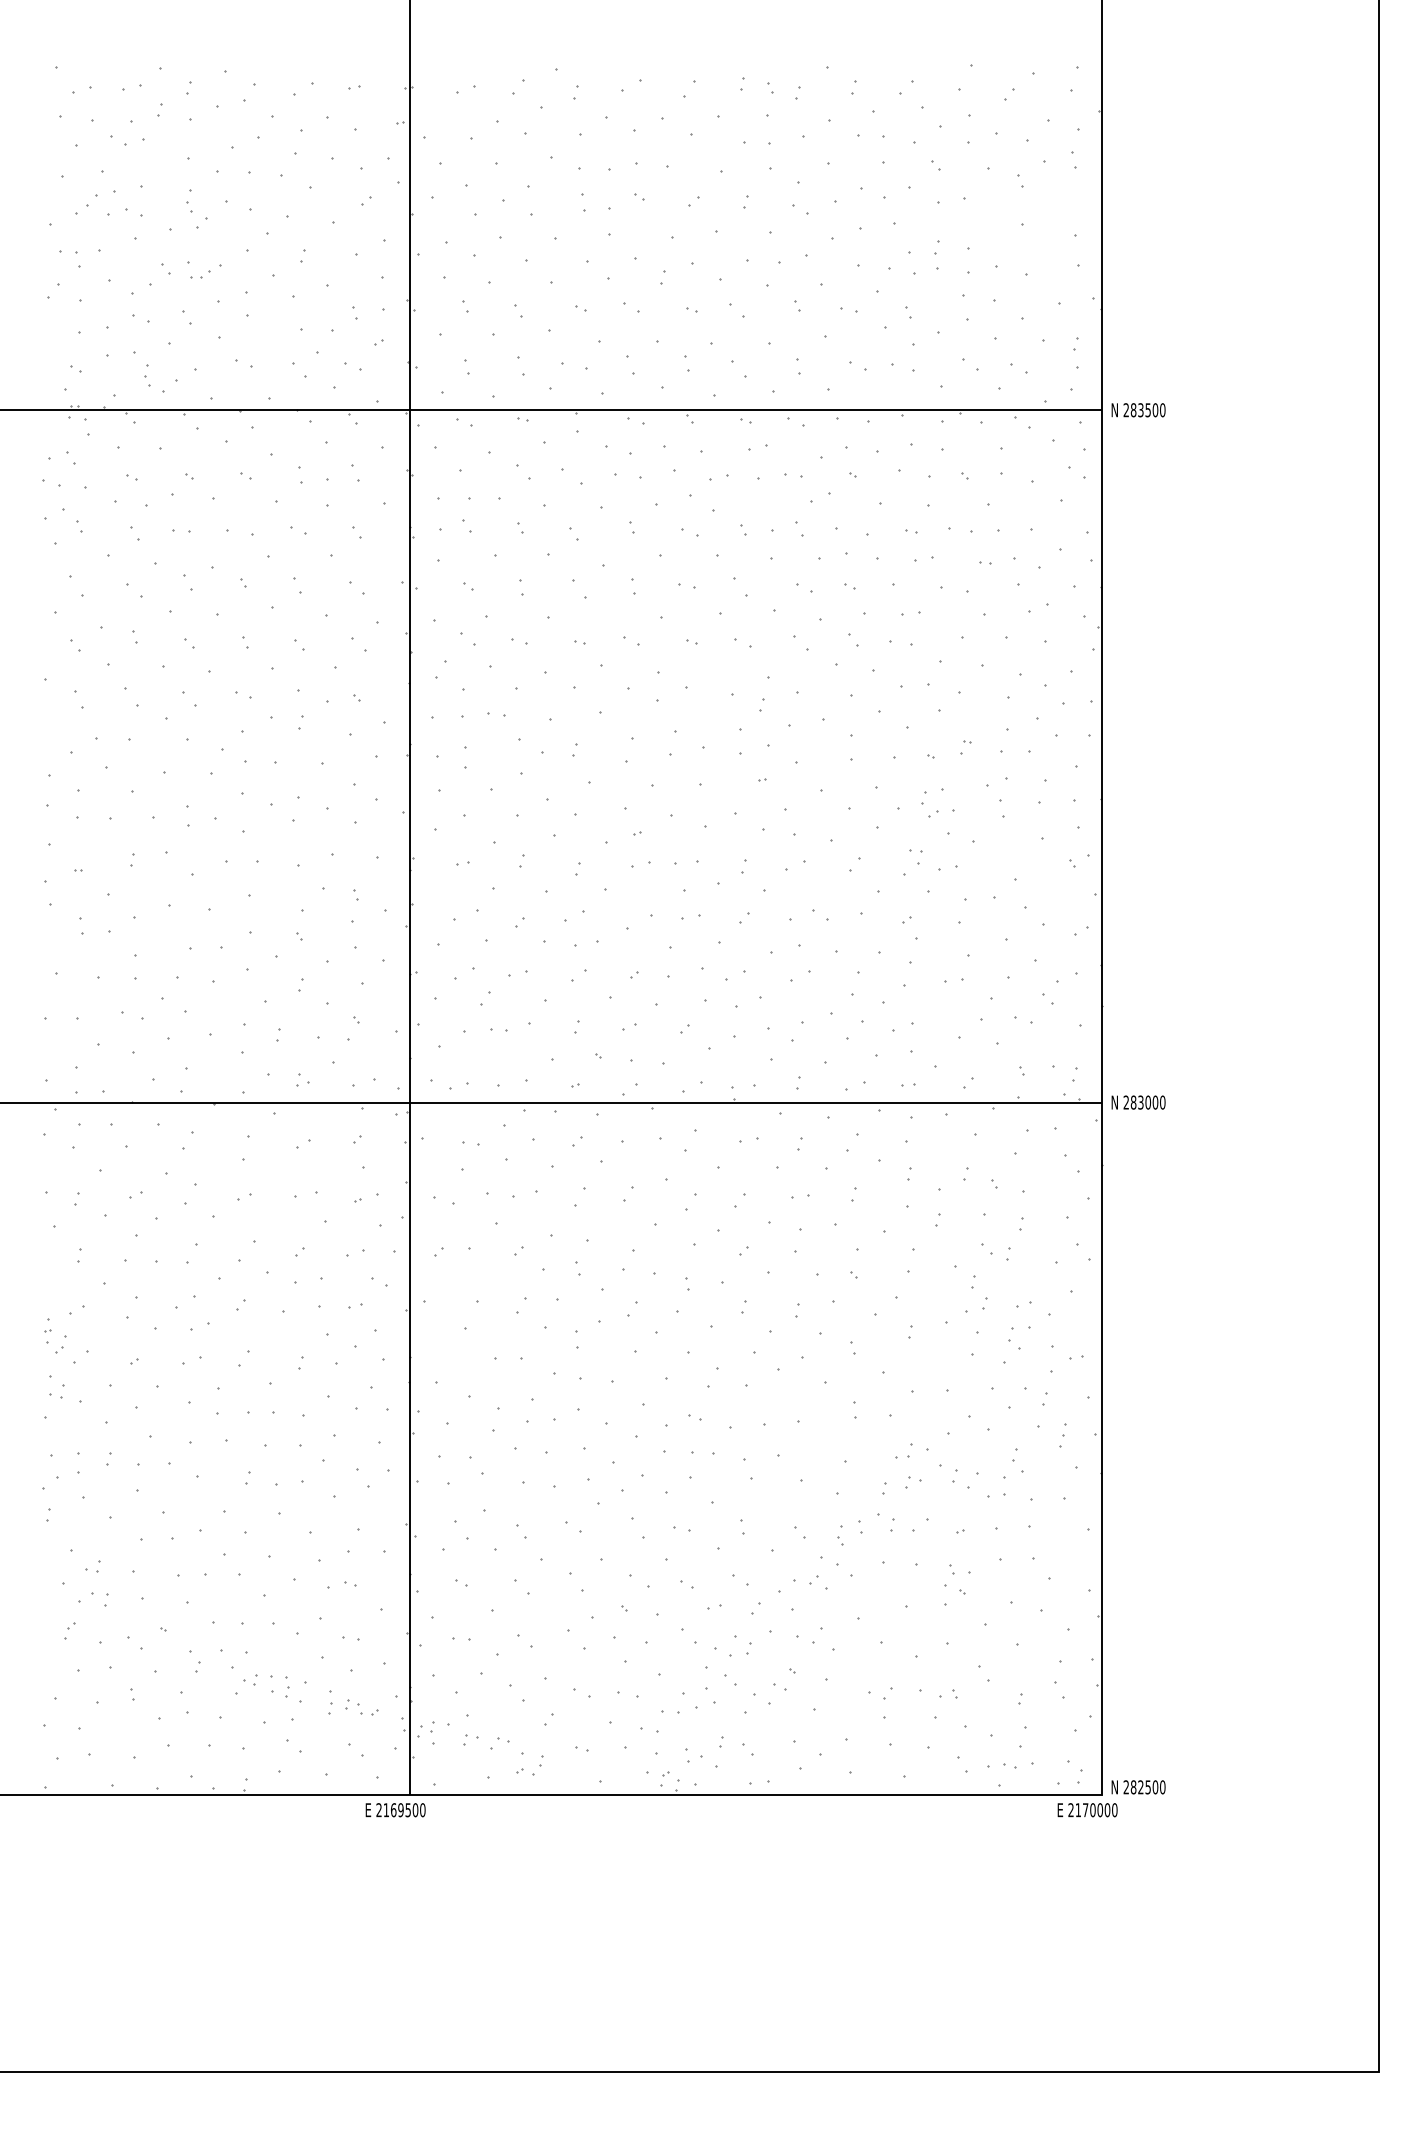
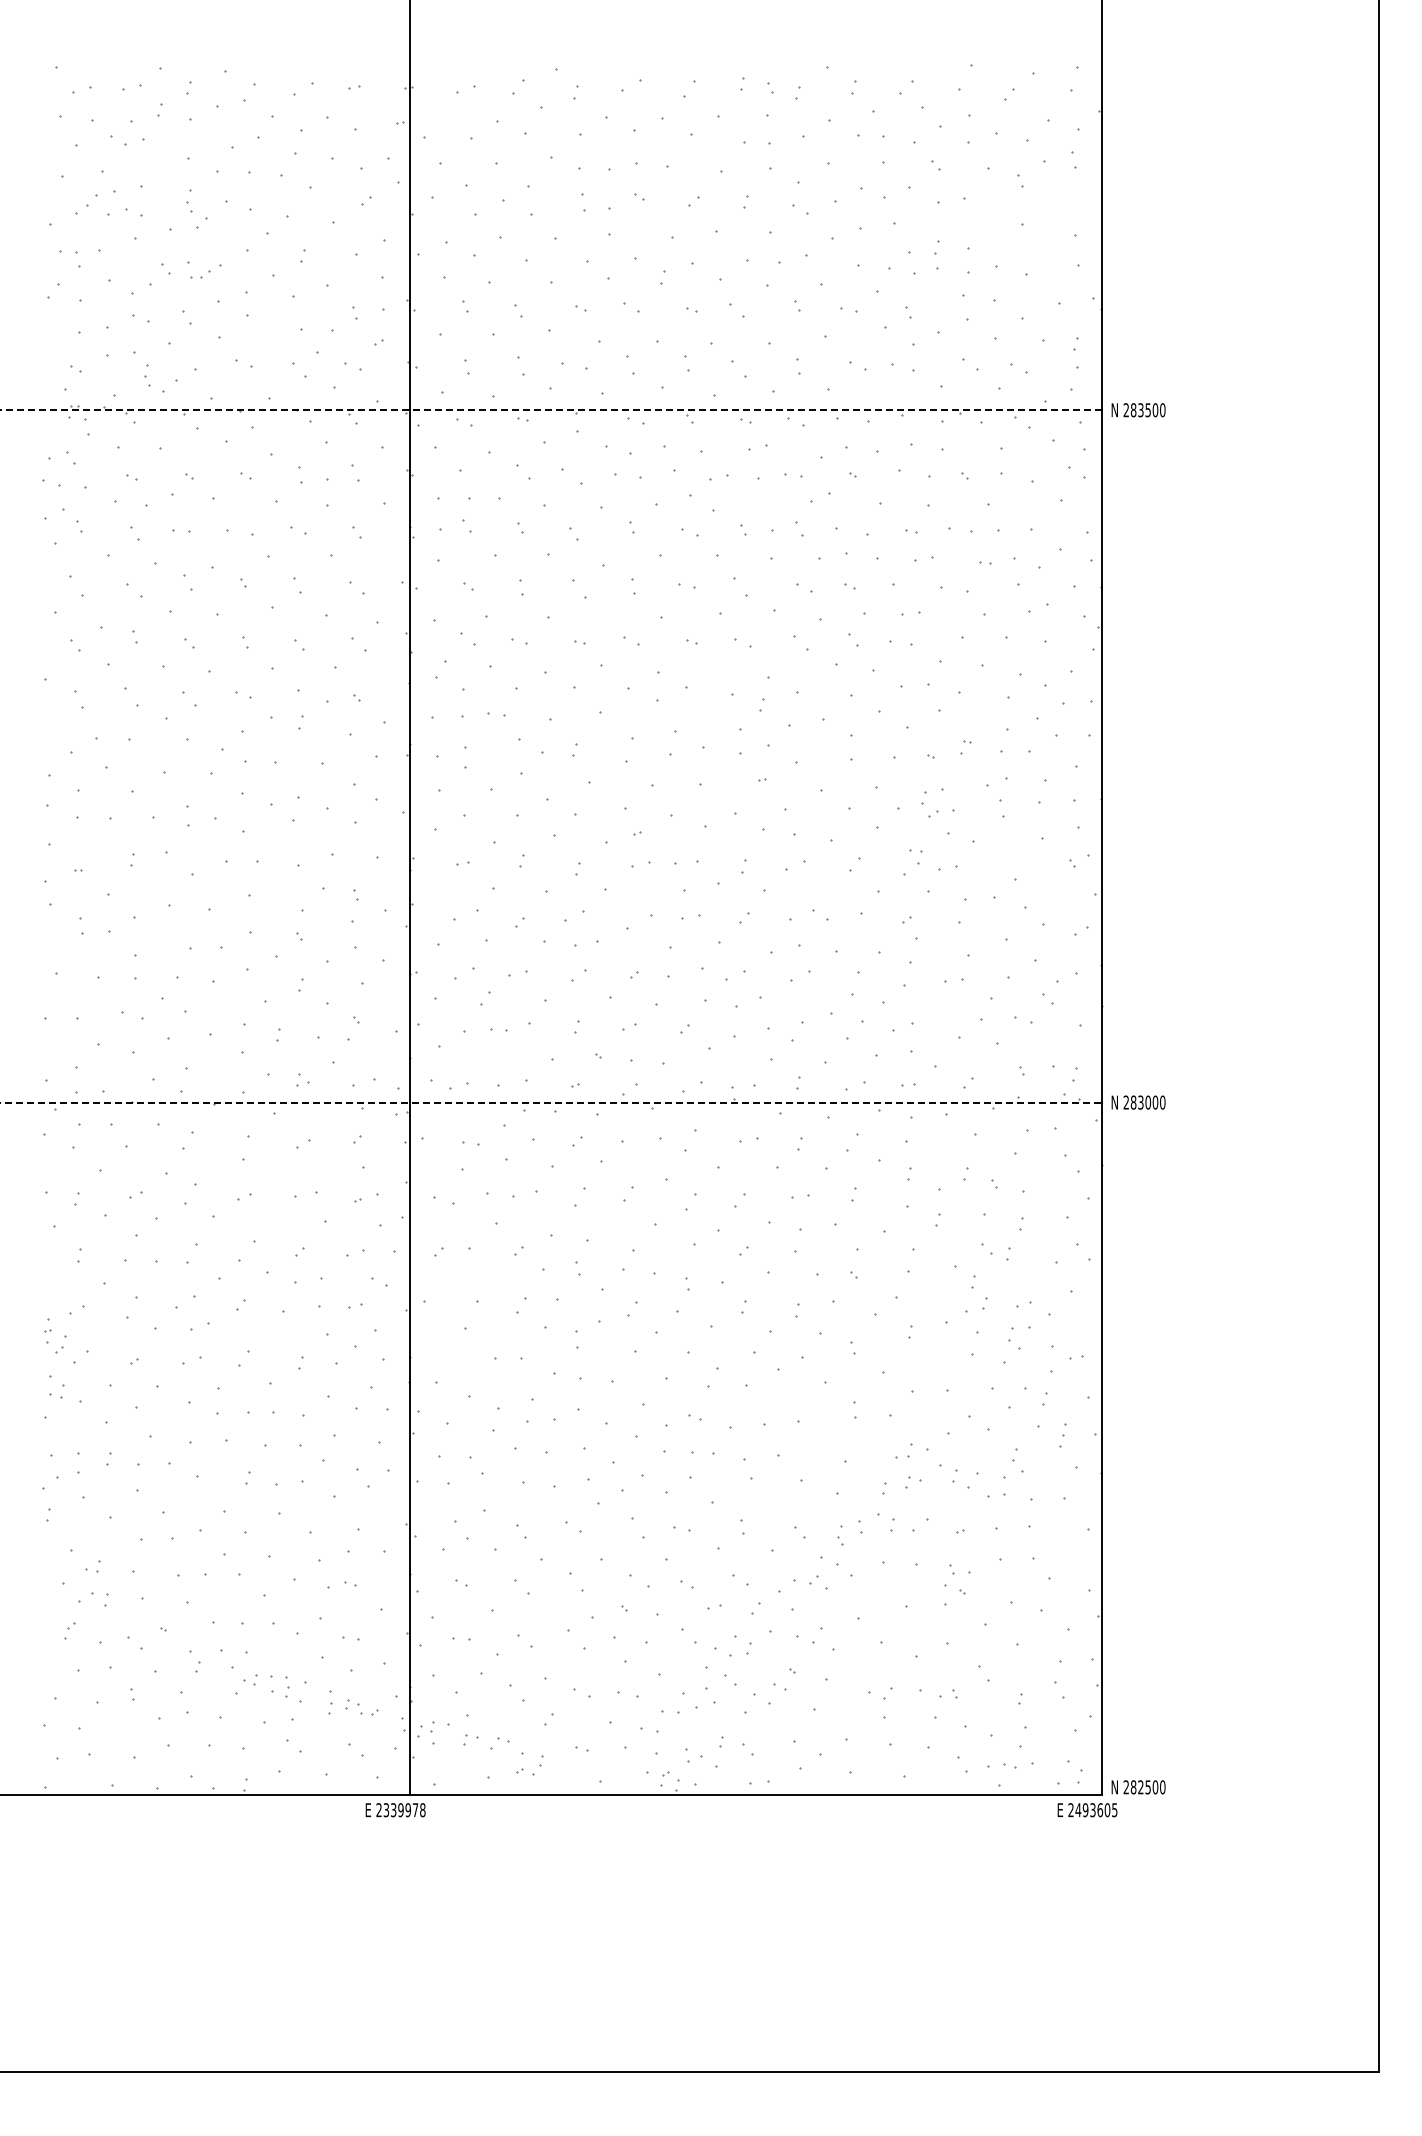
line: solid -> dashed (551, 410)
line: solid -> dashed (551, 1102)
text: 2169500 -> 2339978 (404, 1810)
text: 2170000 -> 2493605 (1096, 1810)
